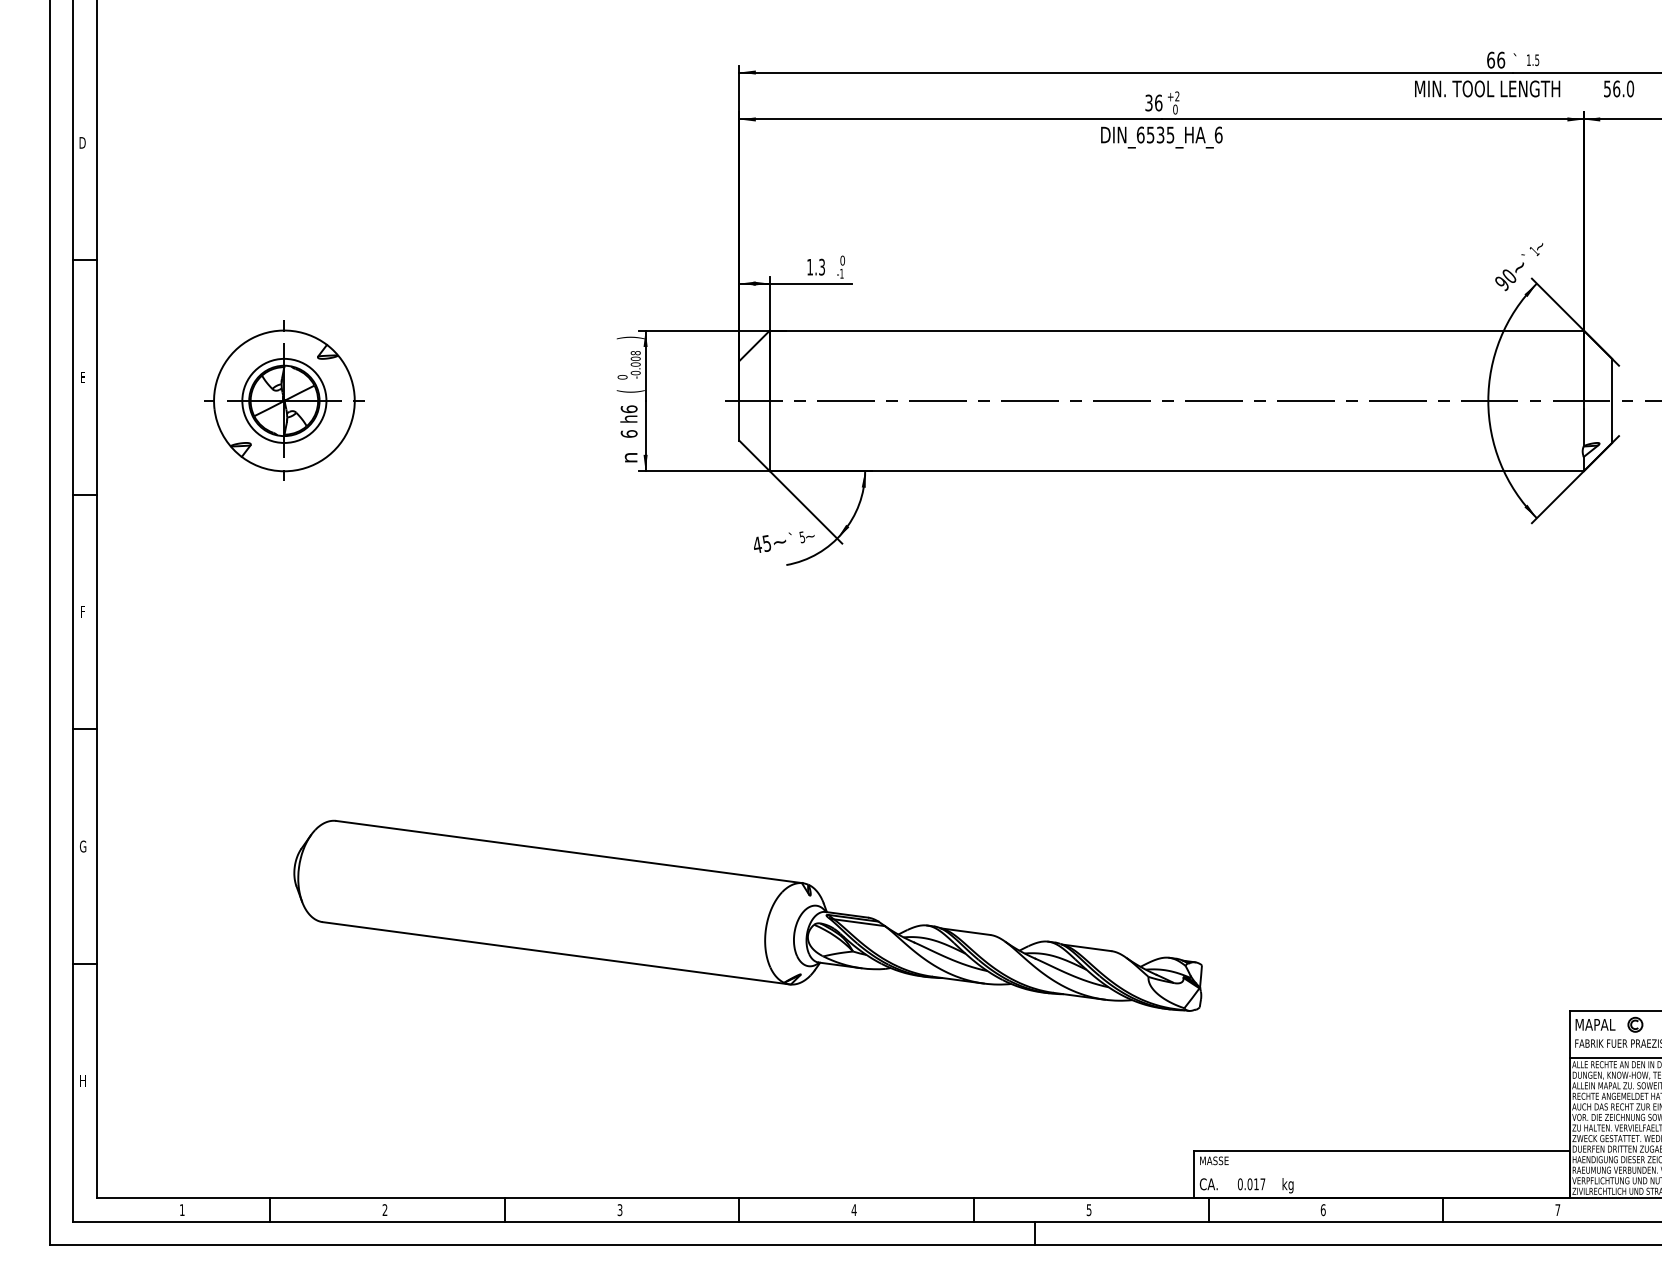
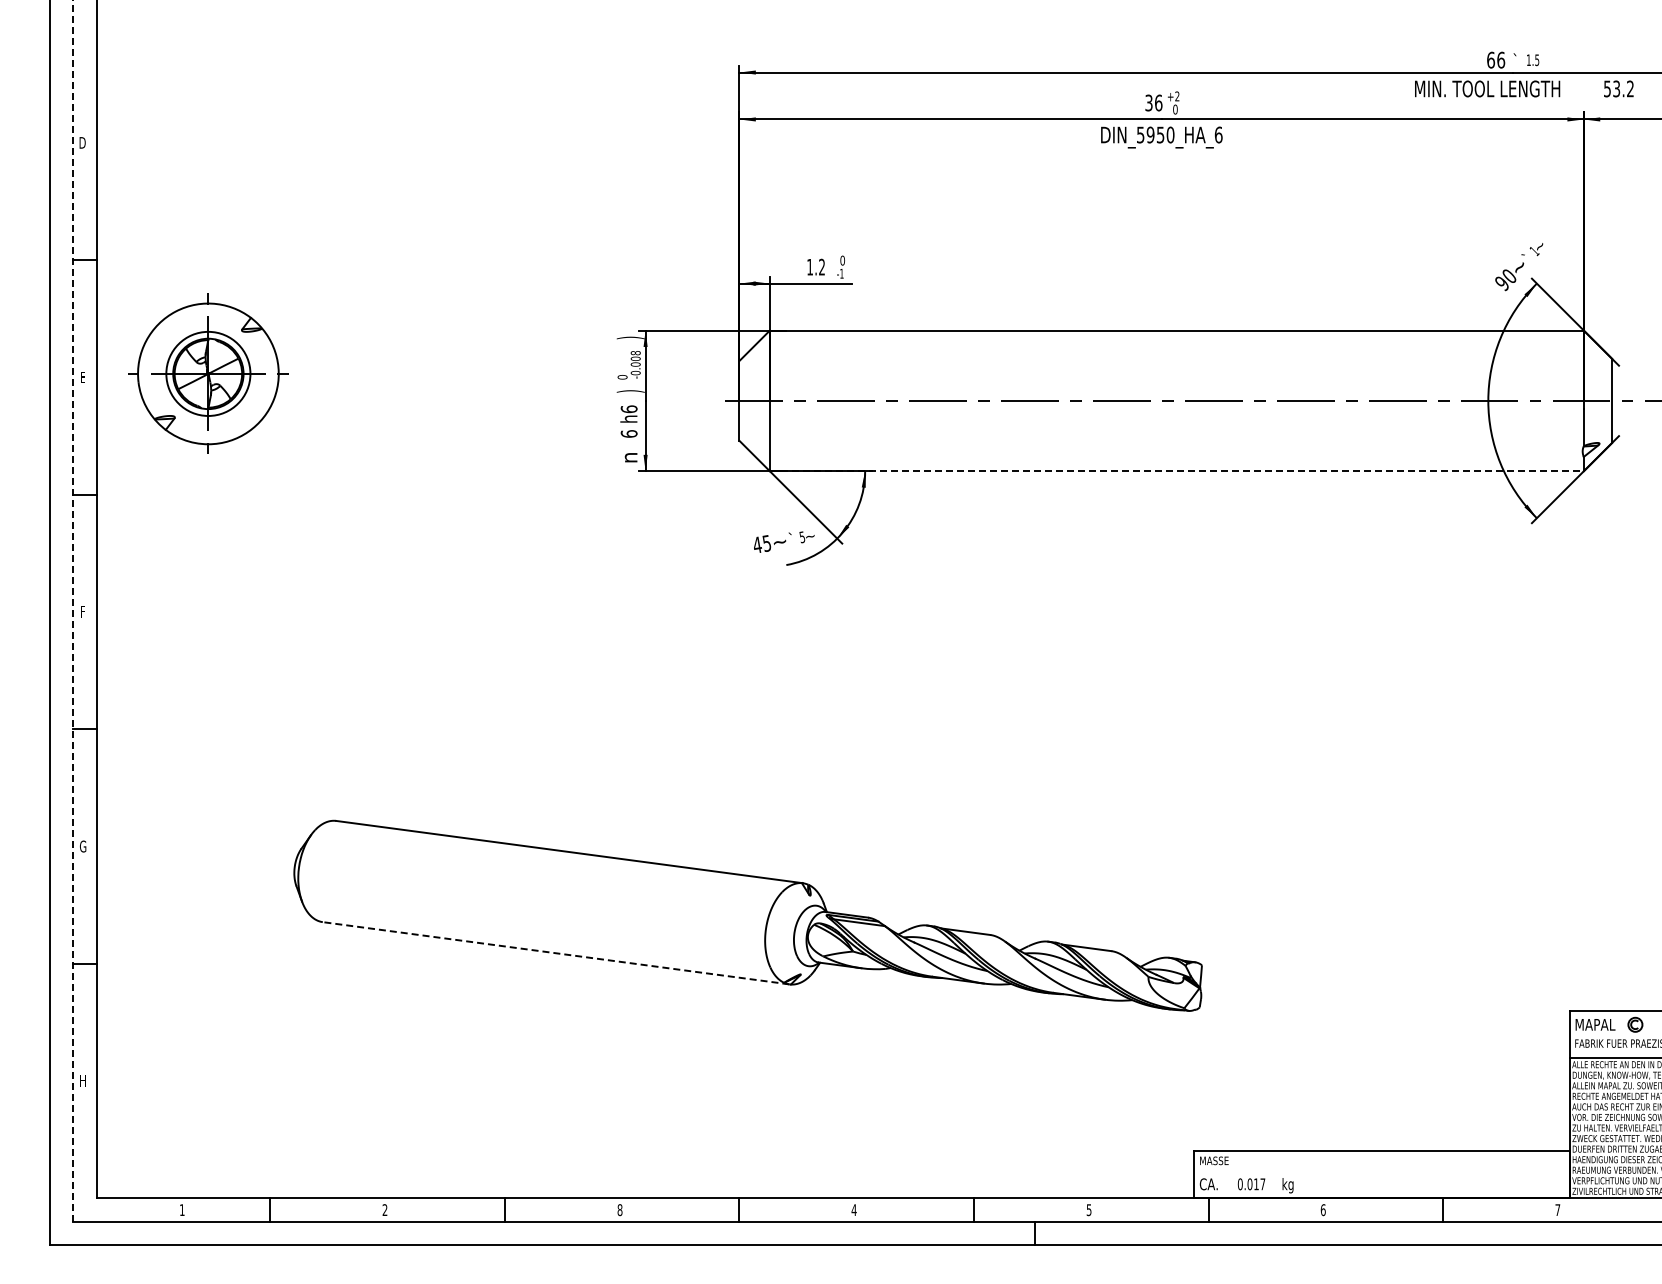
text: 56.0 -> 53.2 (1623, 88)
text: DIN_6535_HA_6 -> DIN_5950_HA_6 (1155, 134)
text: 1.3 -> 1.2 (821, 267)
text: ( -> ) (630, 391)
part position: (284, 400) -> (208, 373) (208, 373)
line: solid -> dashed (1176, 471)
line: solid -> dashed (73, 611)
line: solid -> dashed (555, 953)
text: 3 -> 8 (619, 1209)
